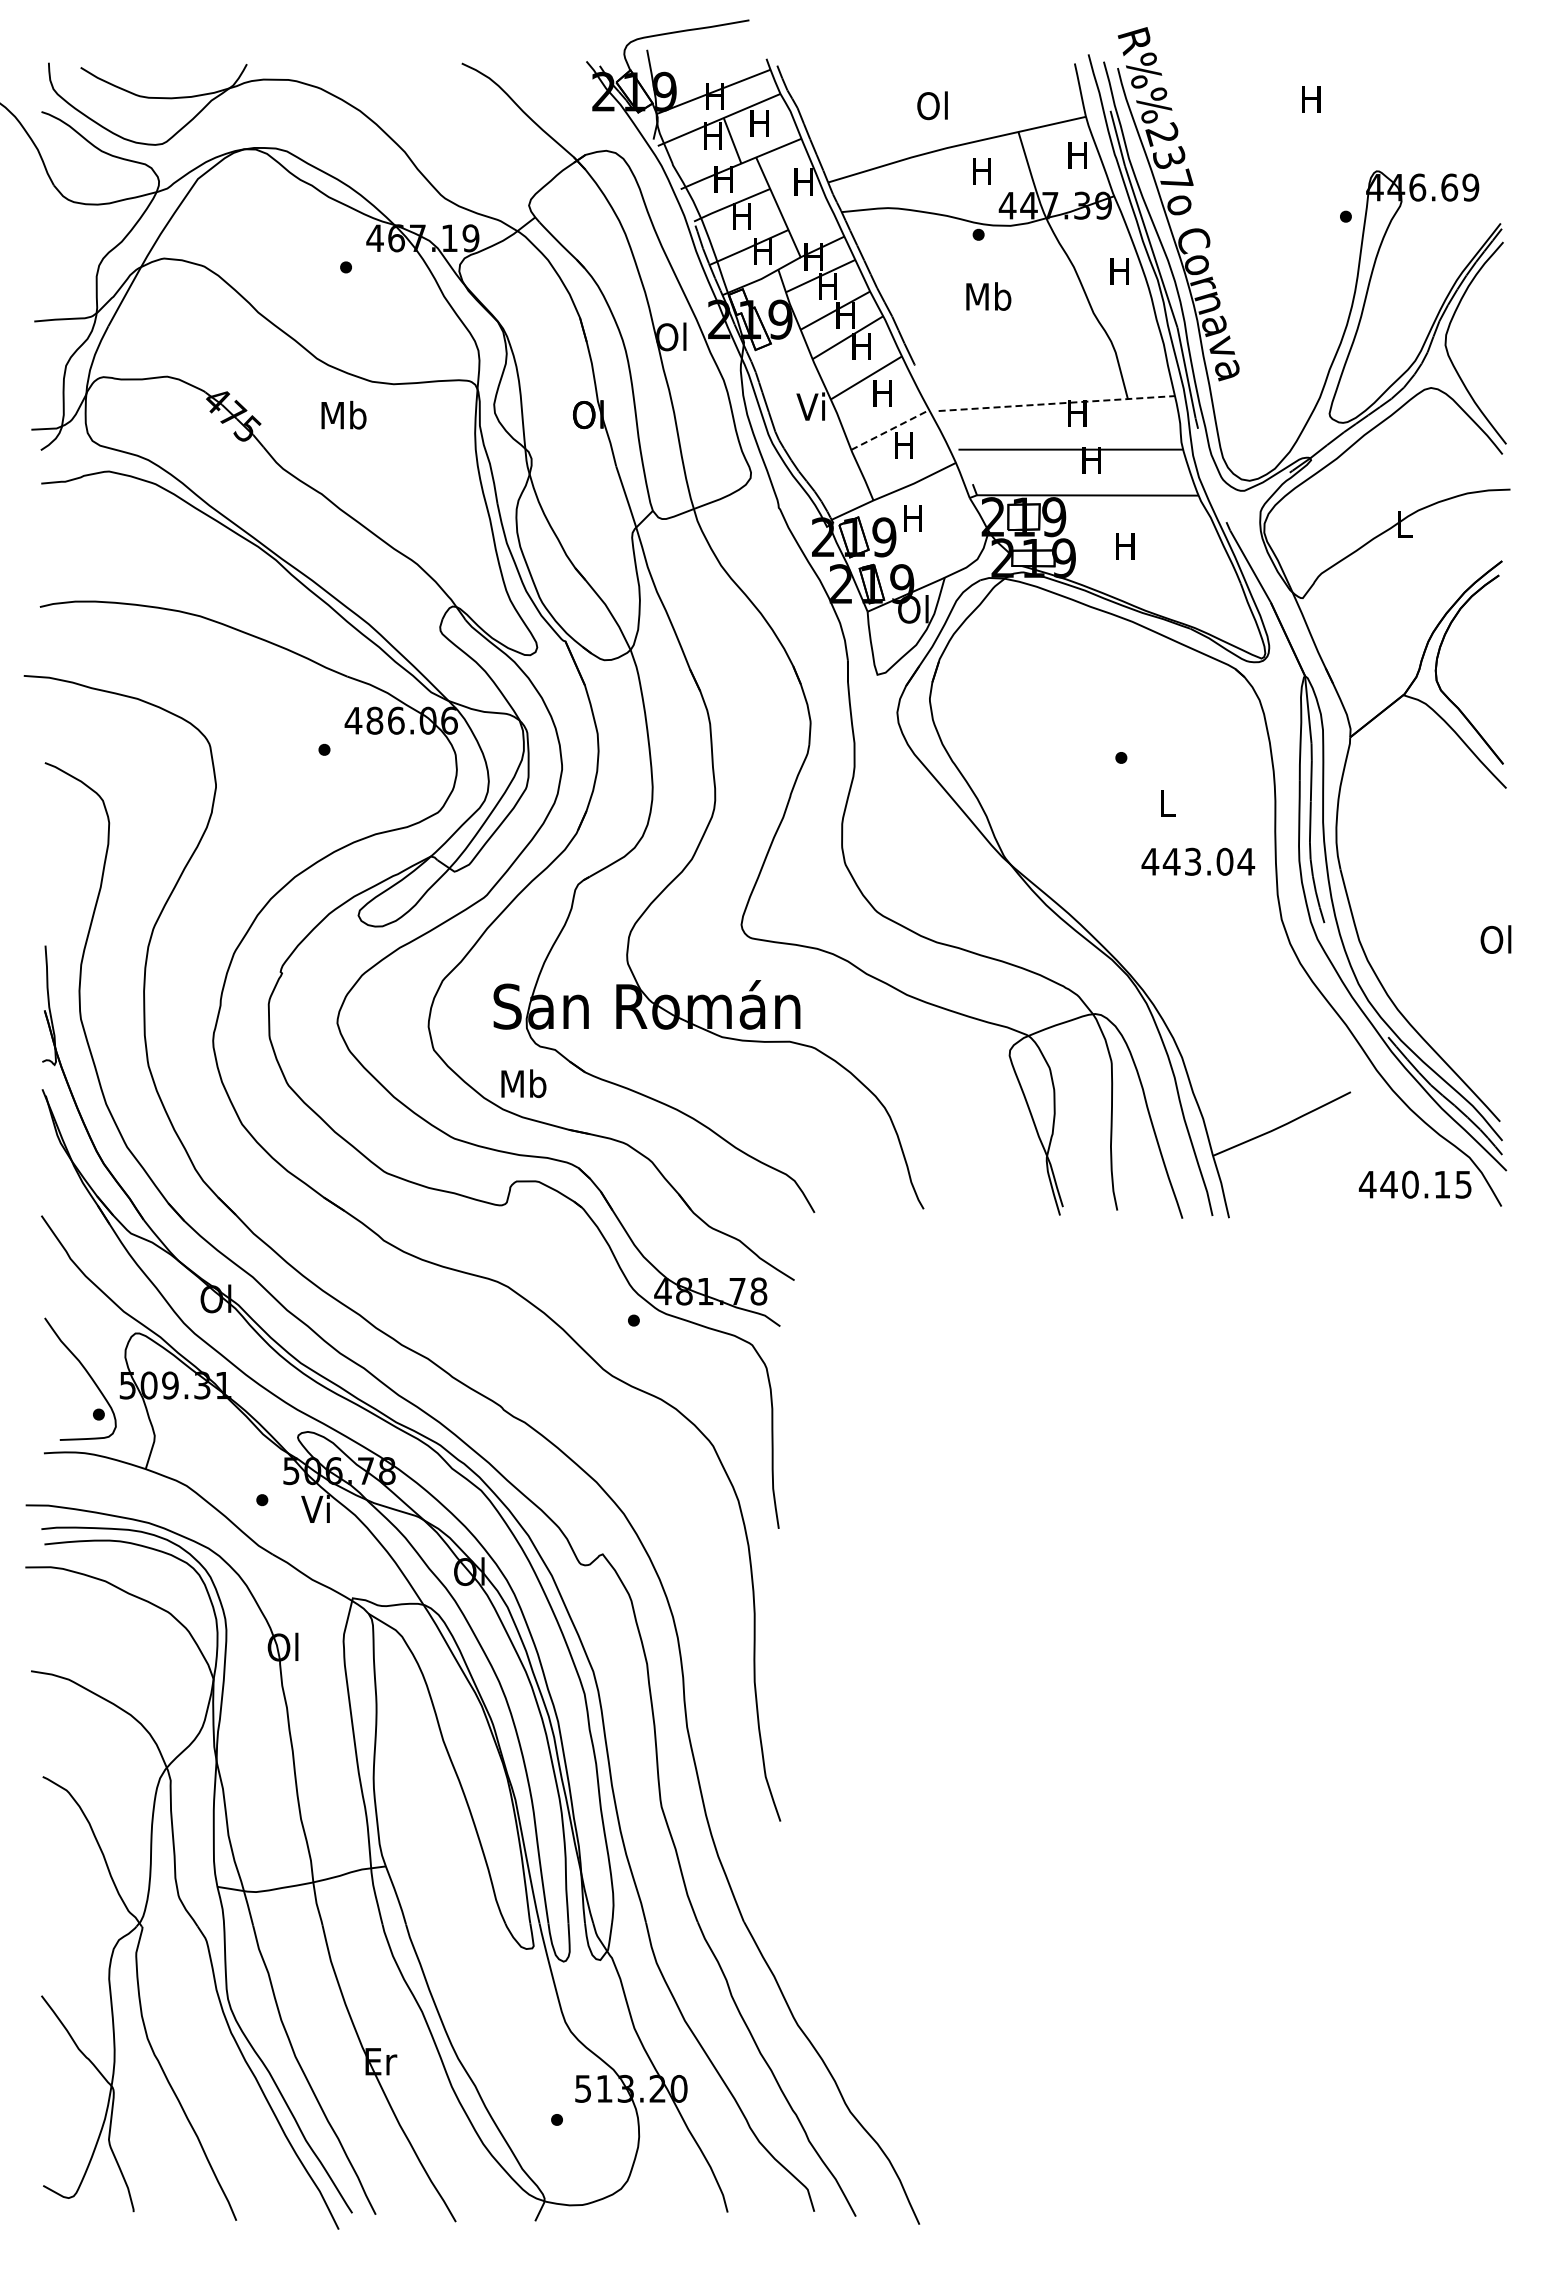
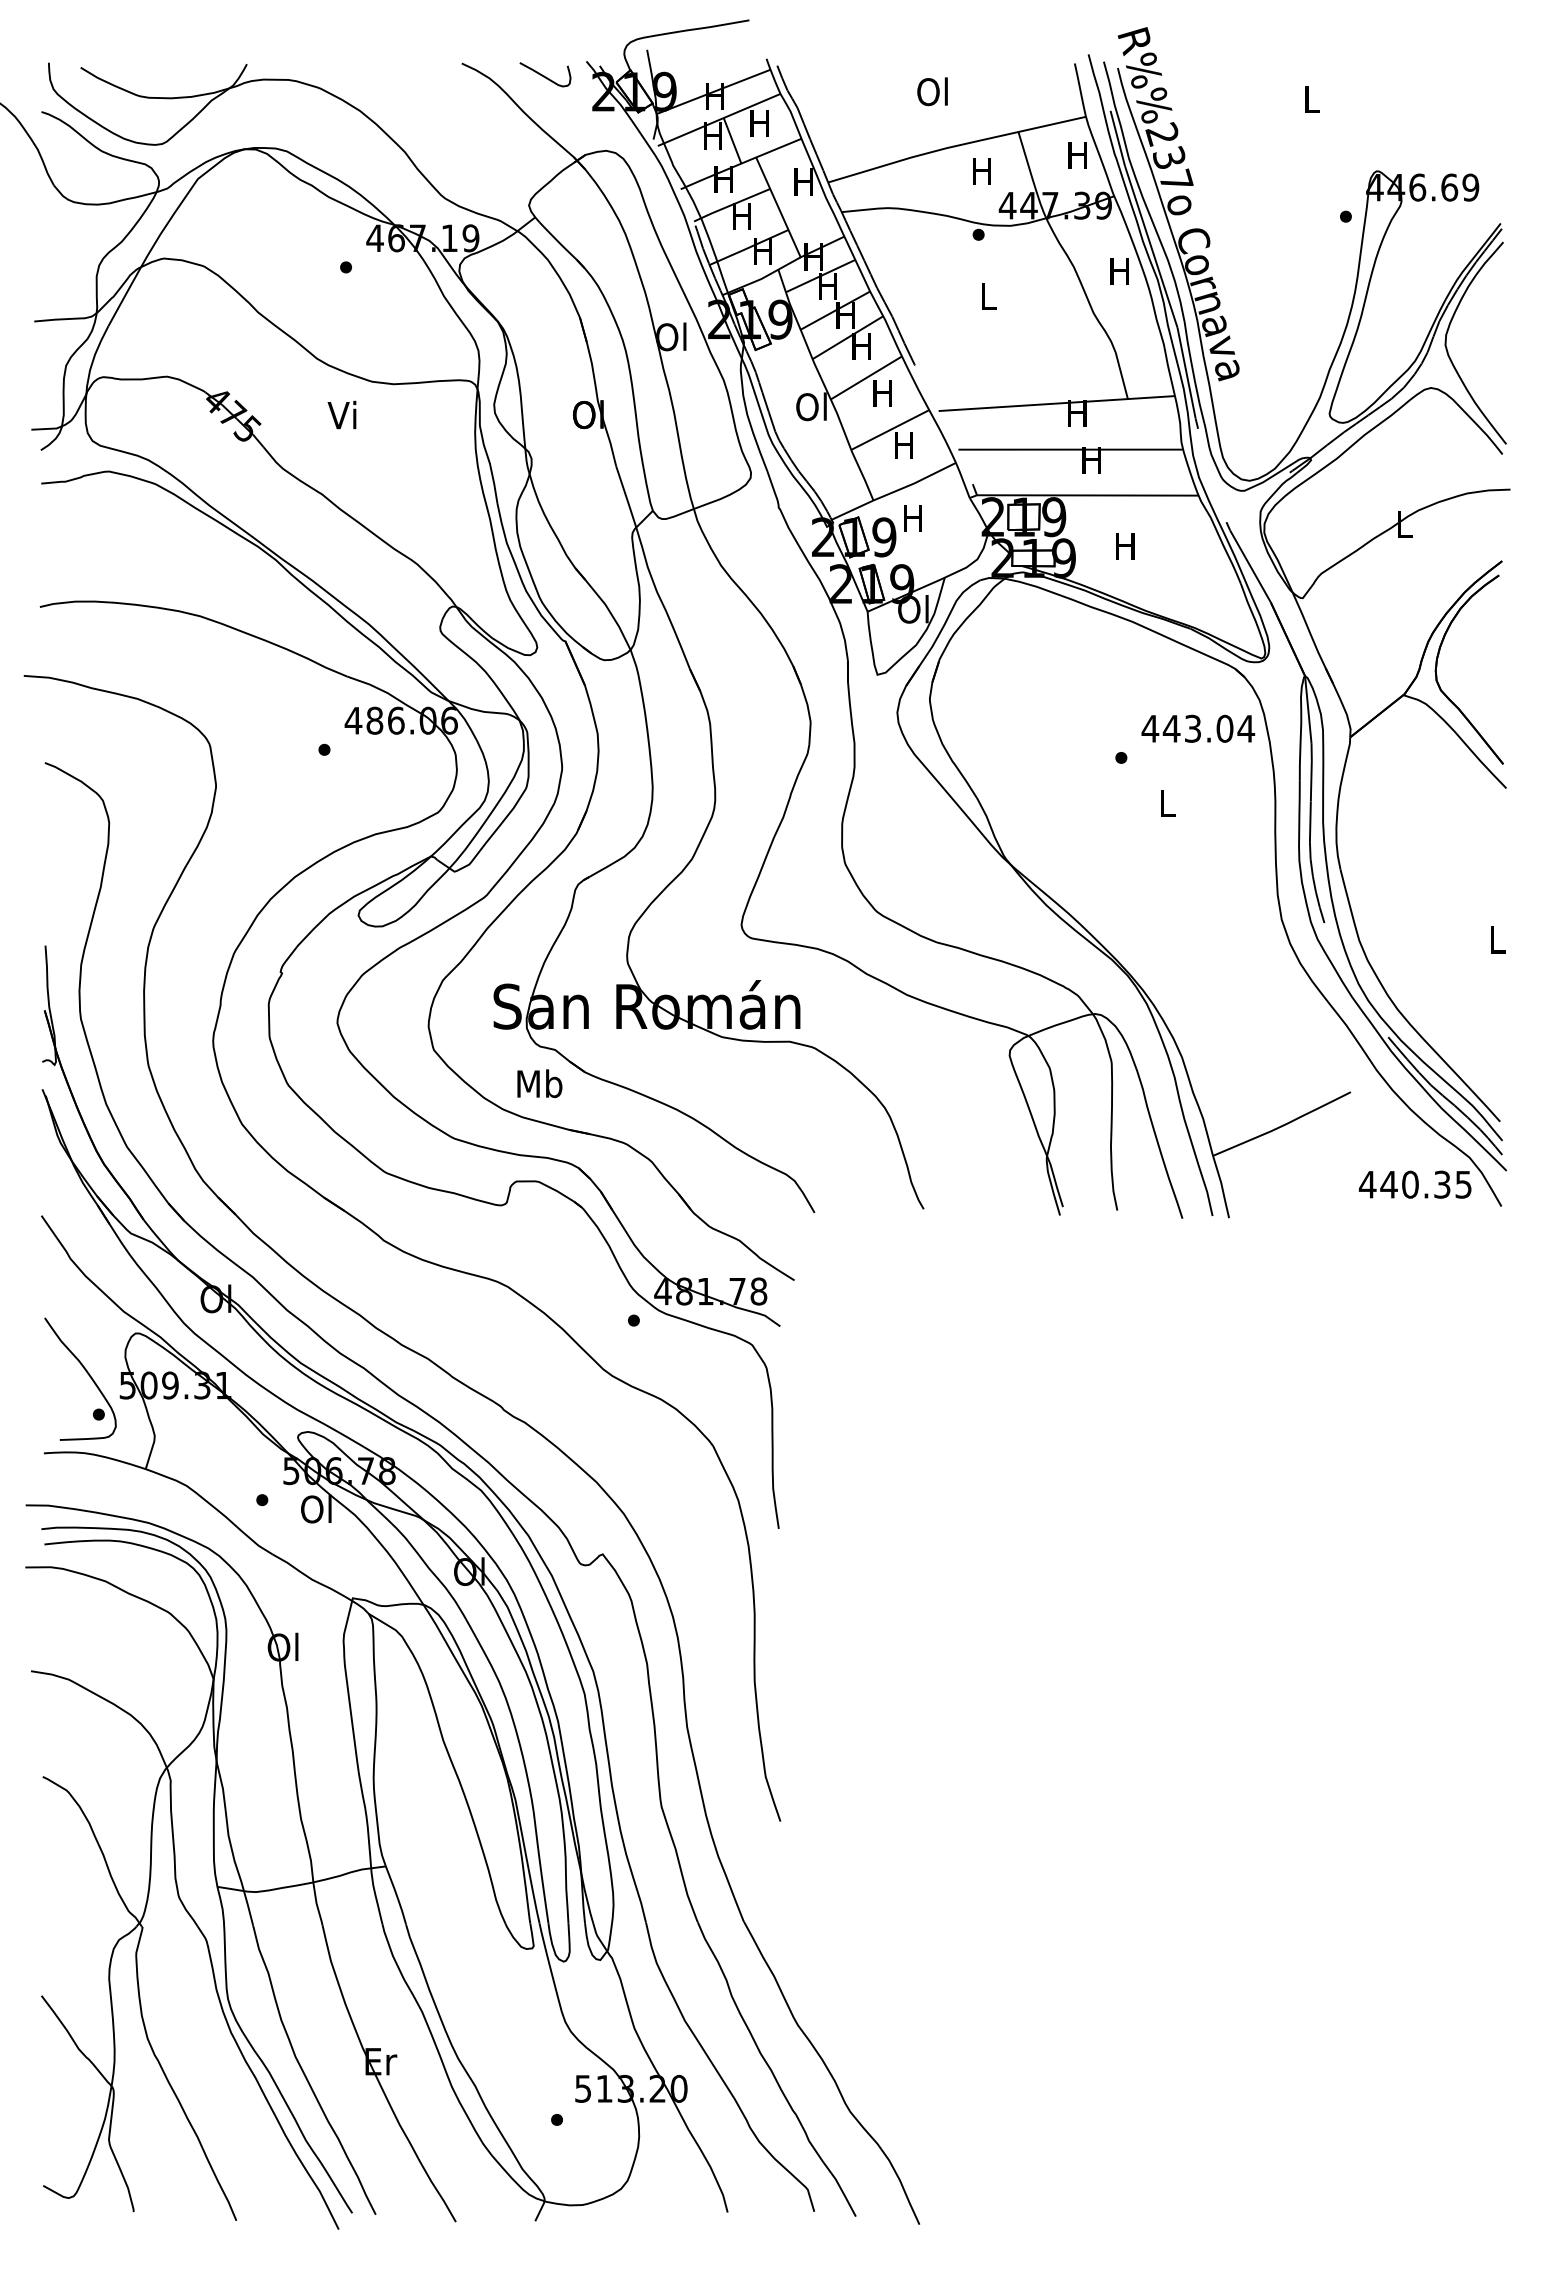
curve: none -> present (544, 75)
text: H -> L (1311, 99)
text position: (932, 105) -> (932, 91) (932, 91)
text: Mb -> L (988, 296)
line: dashed -> solid (1056, 403)
text: Vi -> Ol (811, 406)
text: Mb -> Vi (343, 414)
line: dashed -> solid (890, 430)
text position: (1198, 861) -> (1198, 728) (1198, 728)
text: Ol -> L (1495, 939)
text position: (523, 1083) -> (539, 1083) (539, 1083)
text: 440.15 -> 440.35 (1442, 1184)
text: Vi -> Ol (316, 1508)
